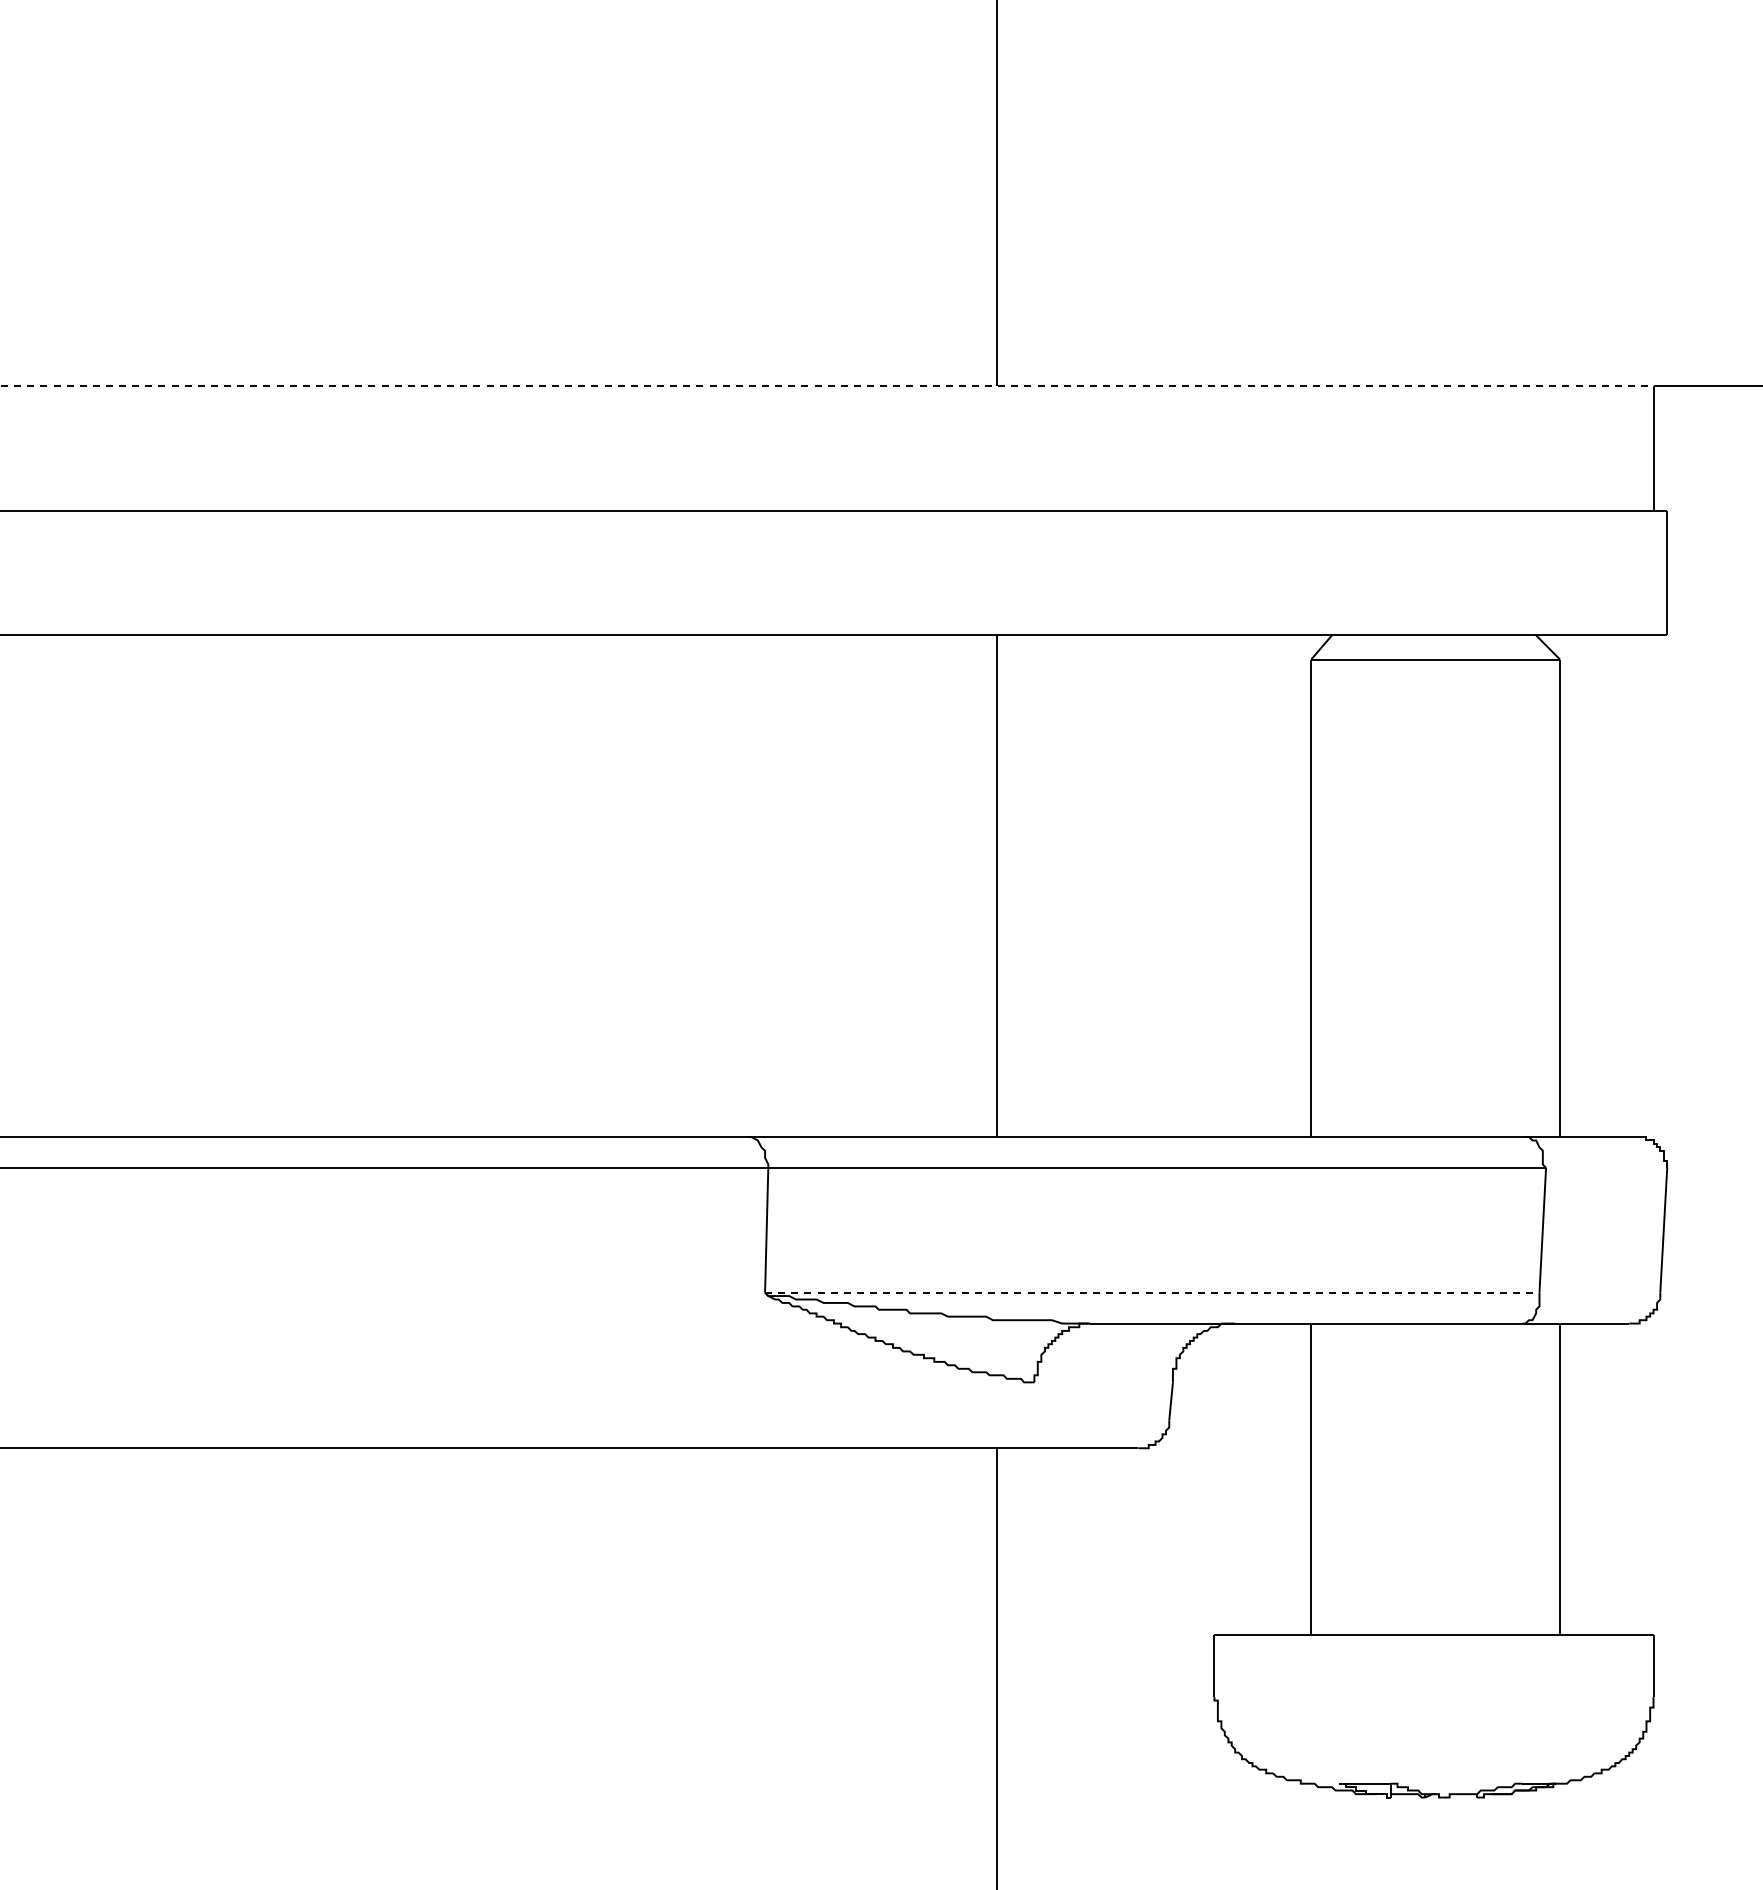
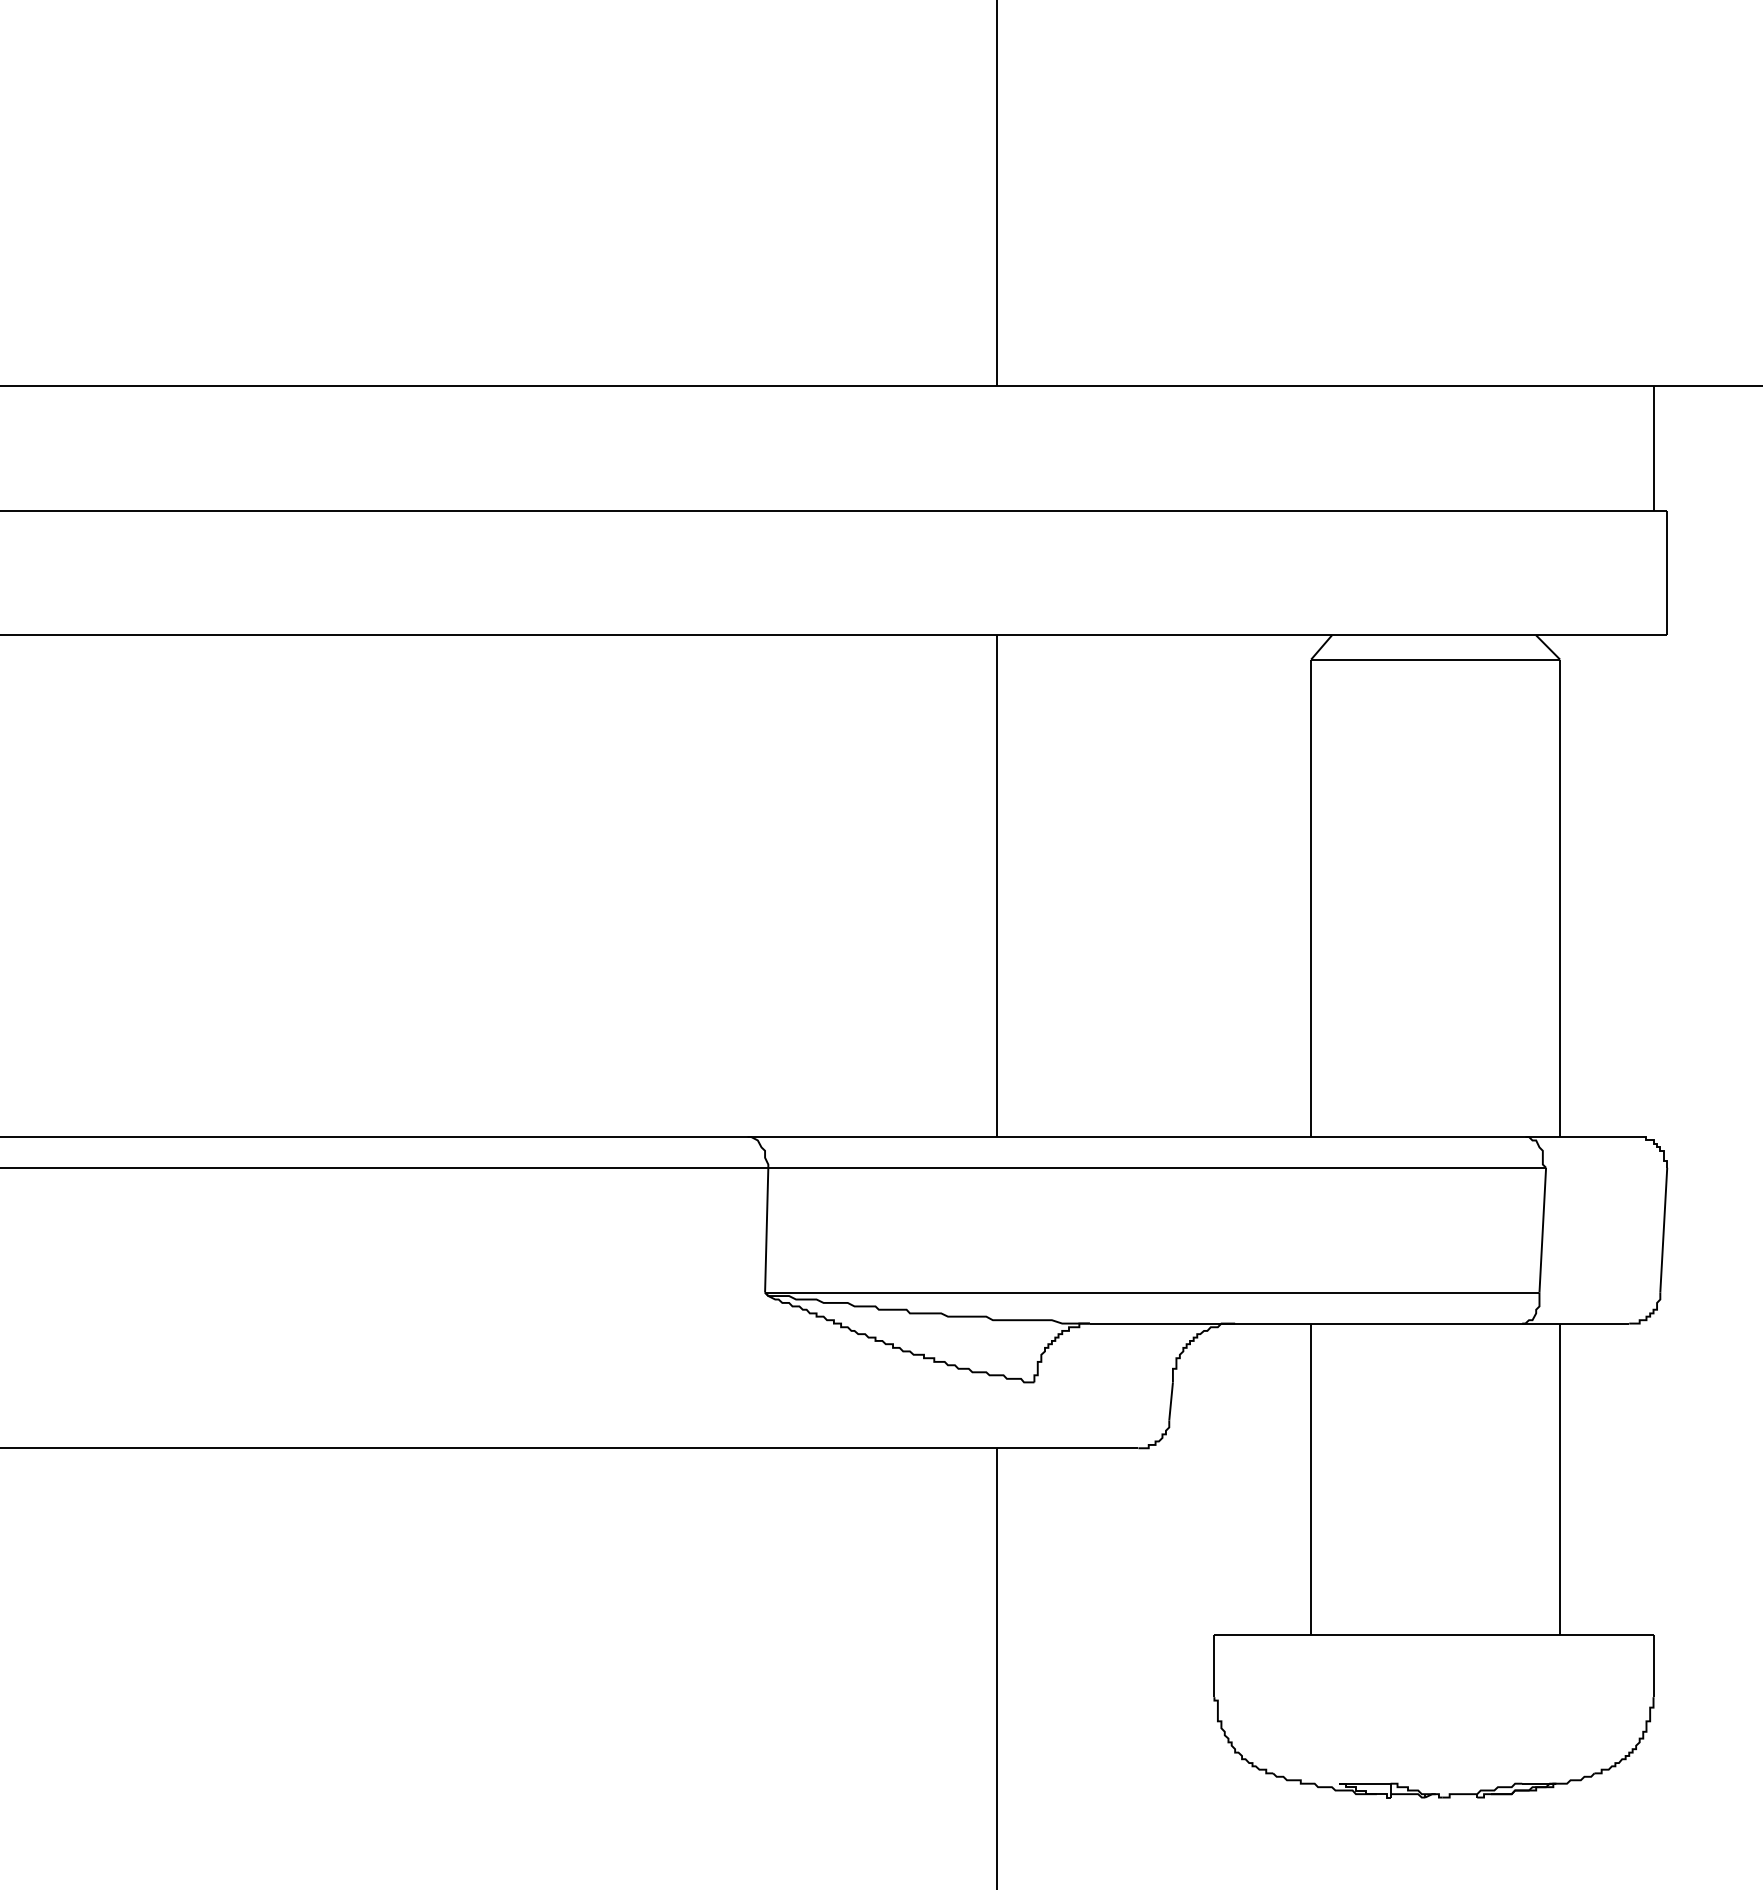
line: dashed -> solid (827, 386)
line: dashed -> solid (1152, 1292)
